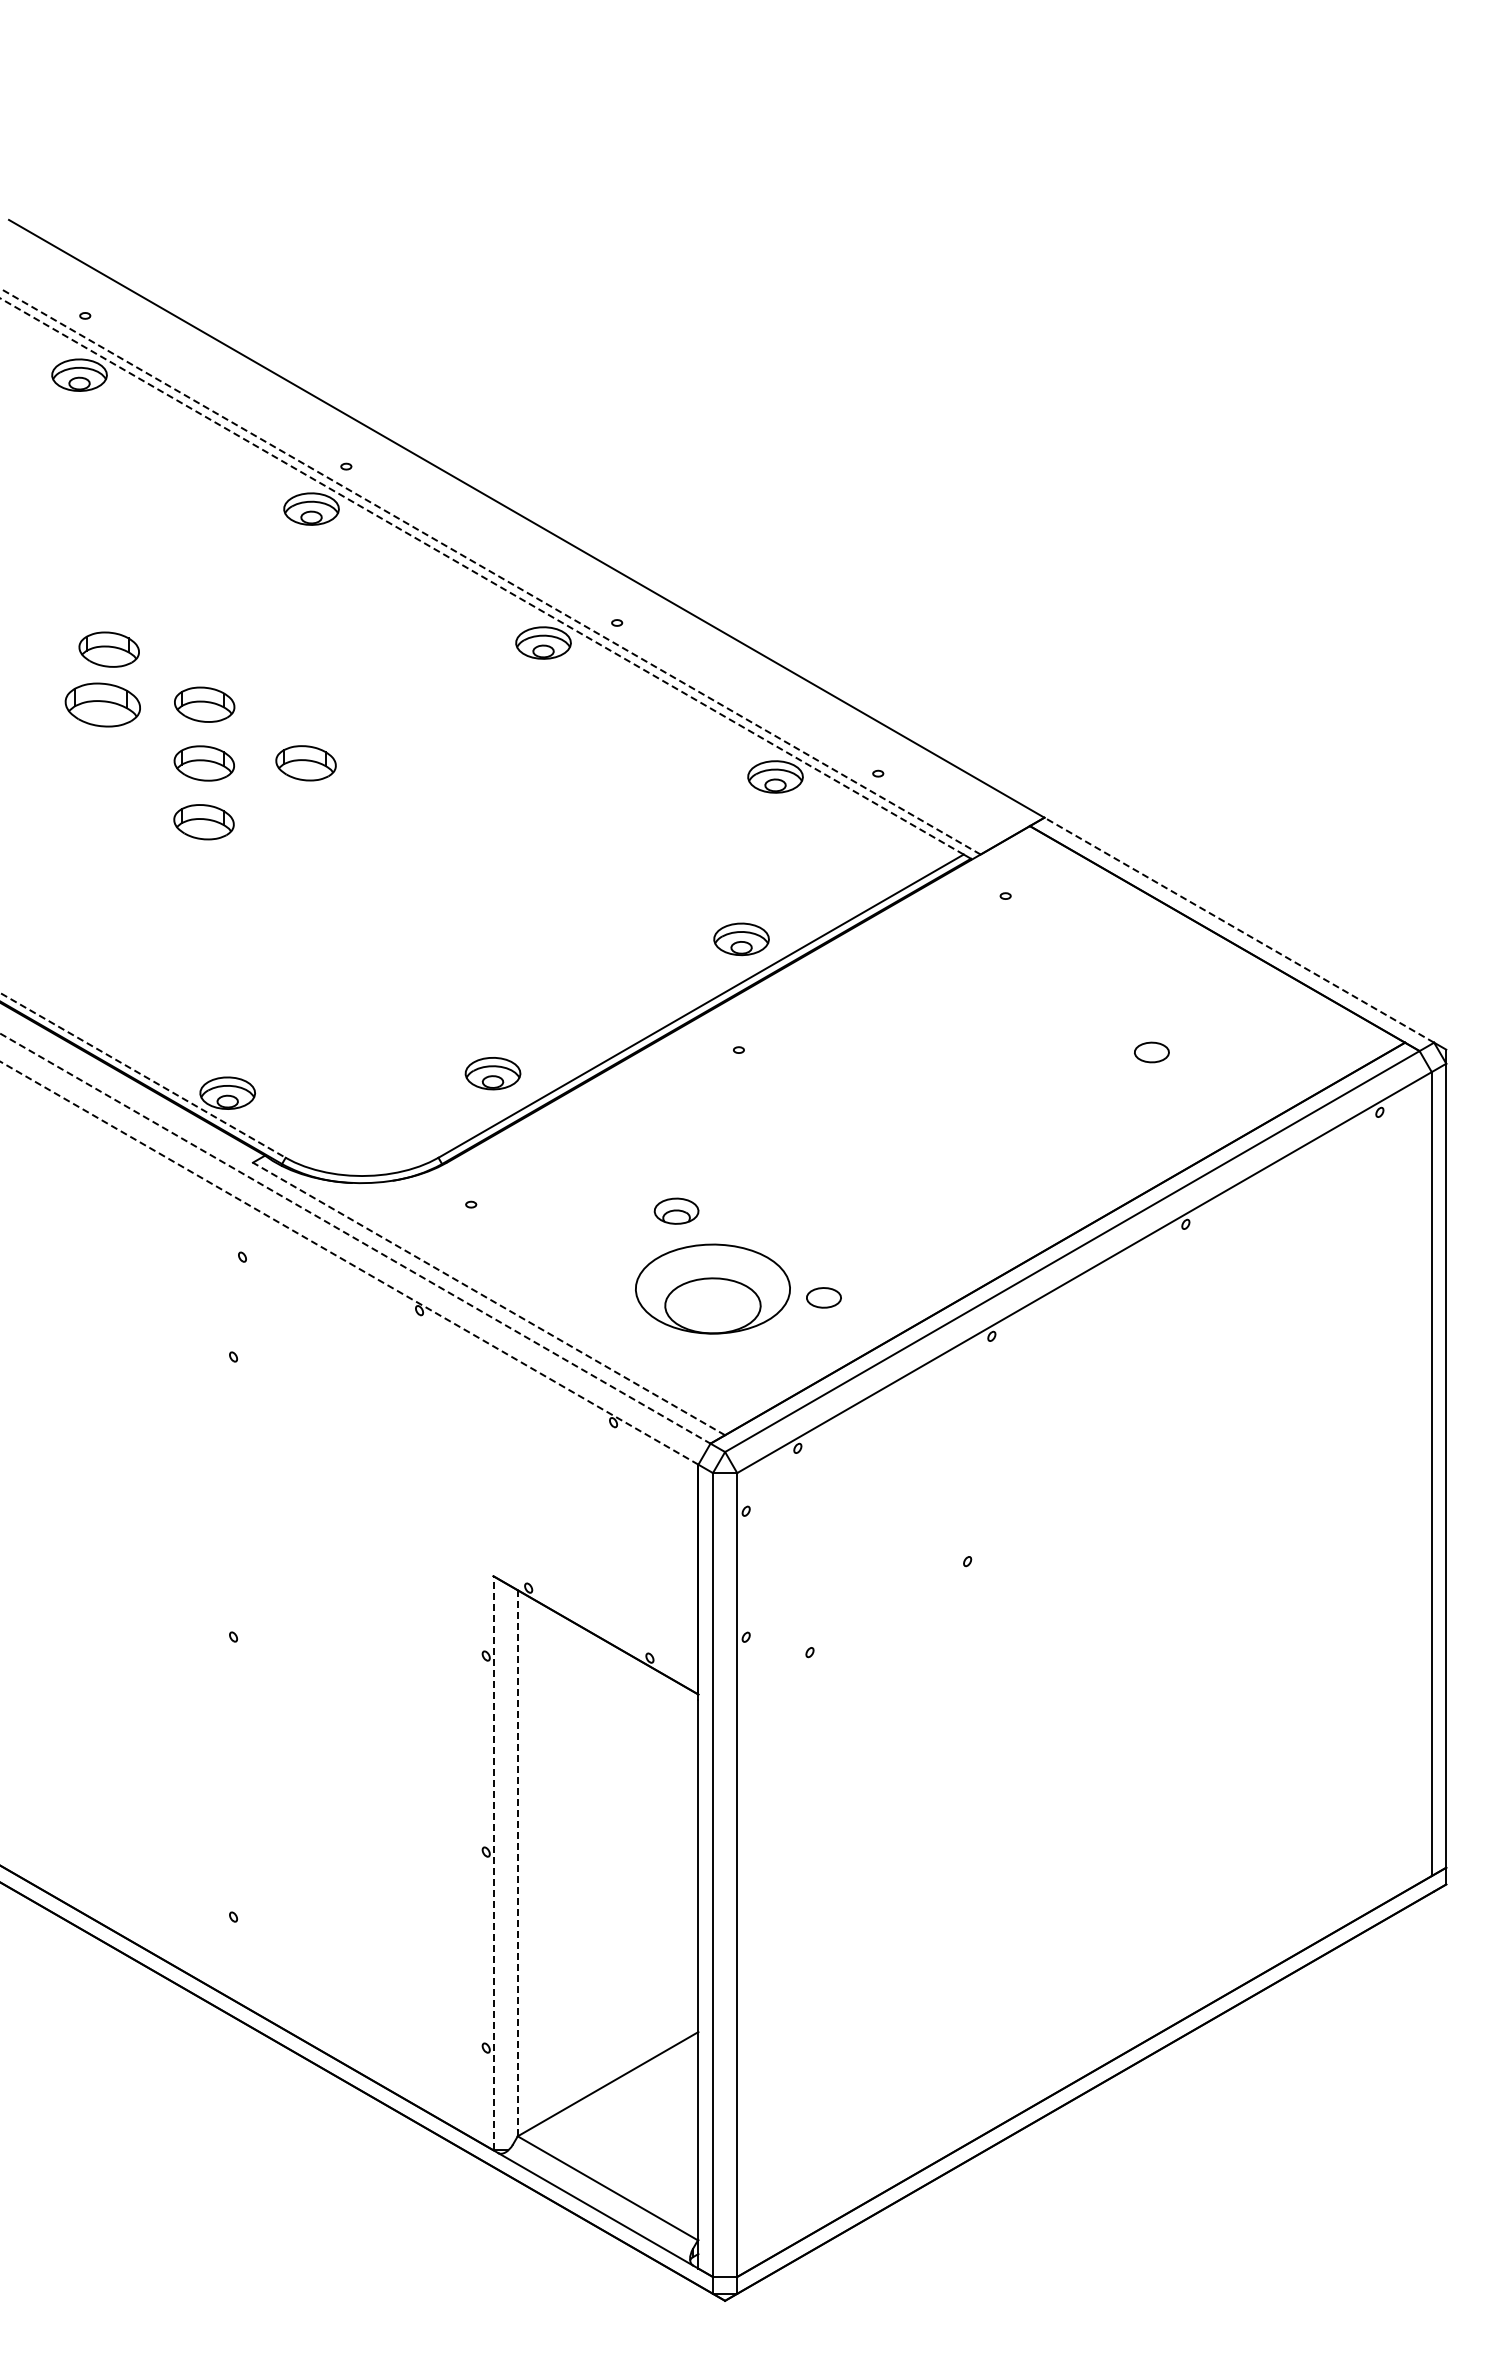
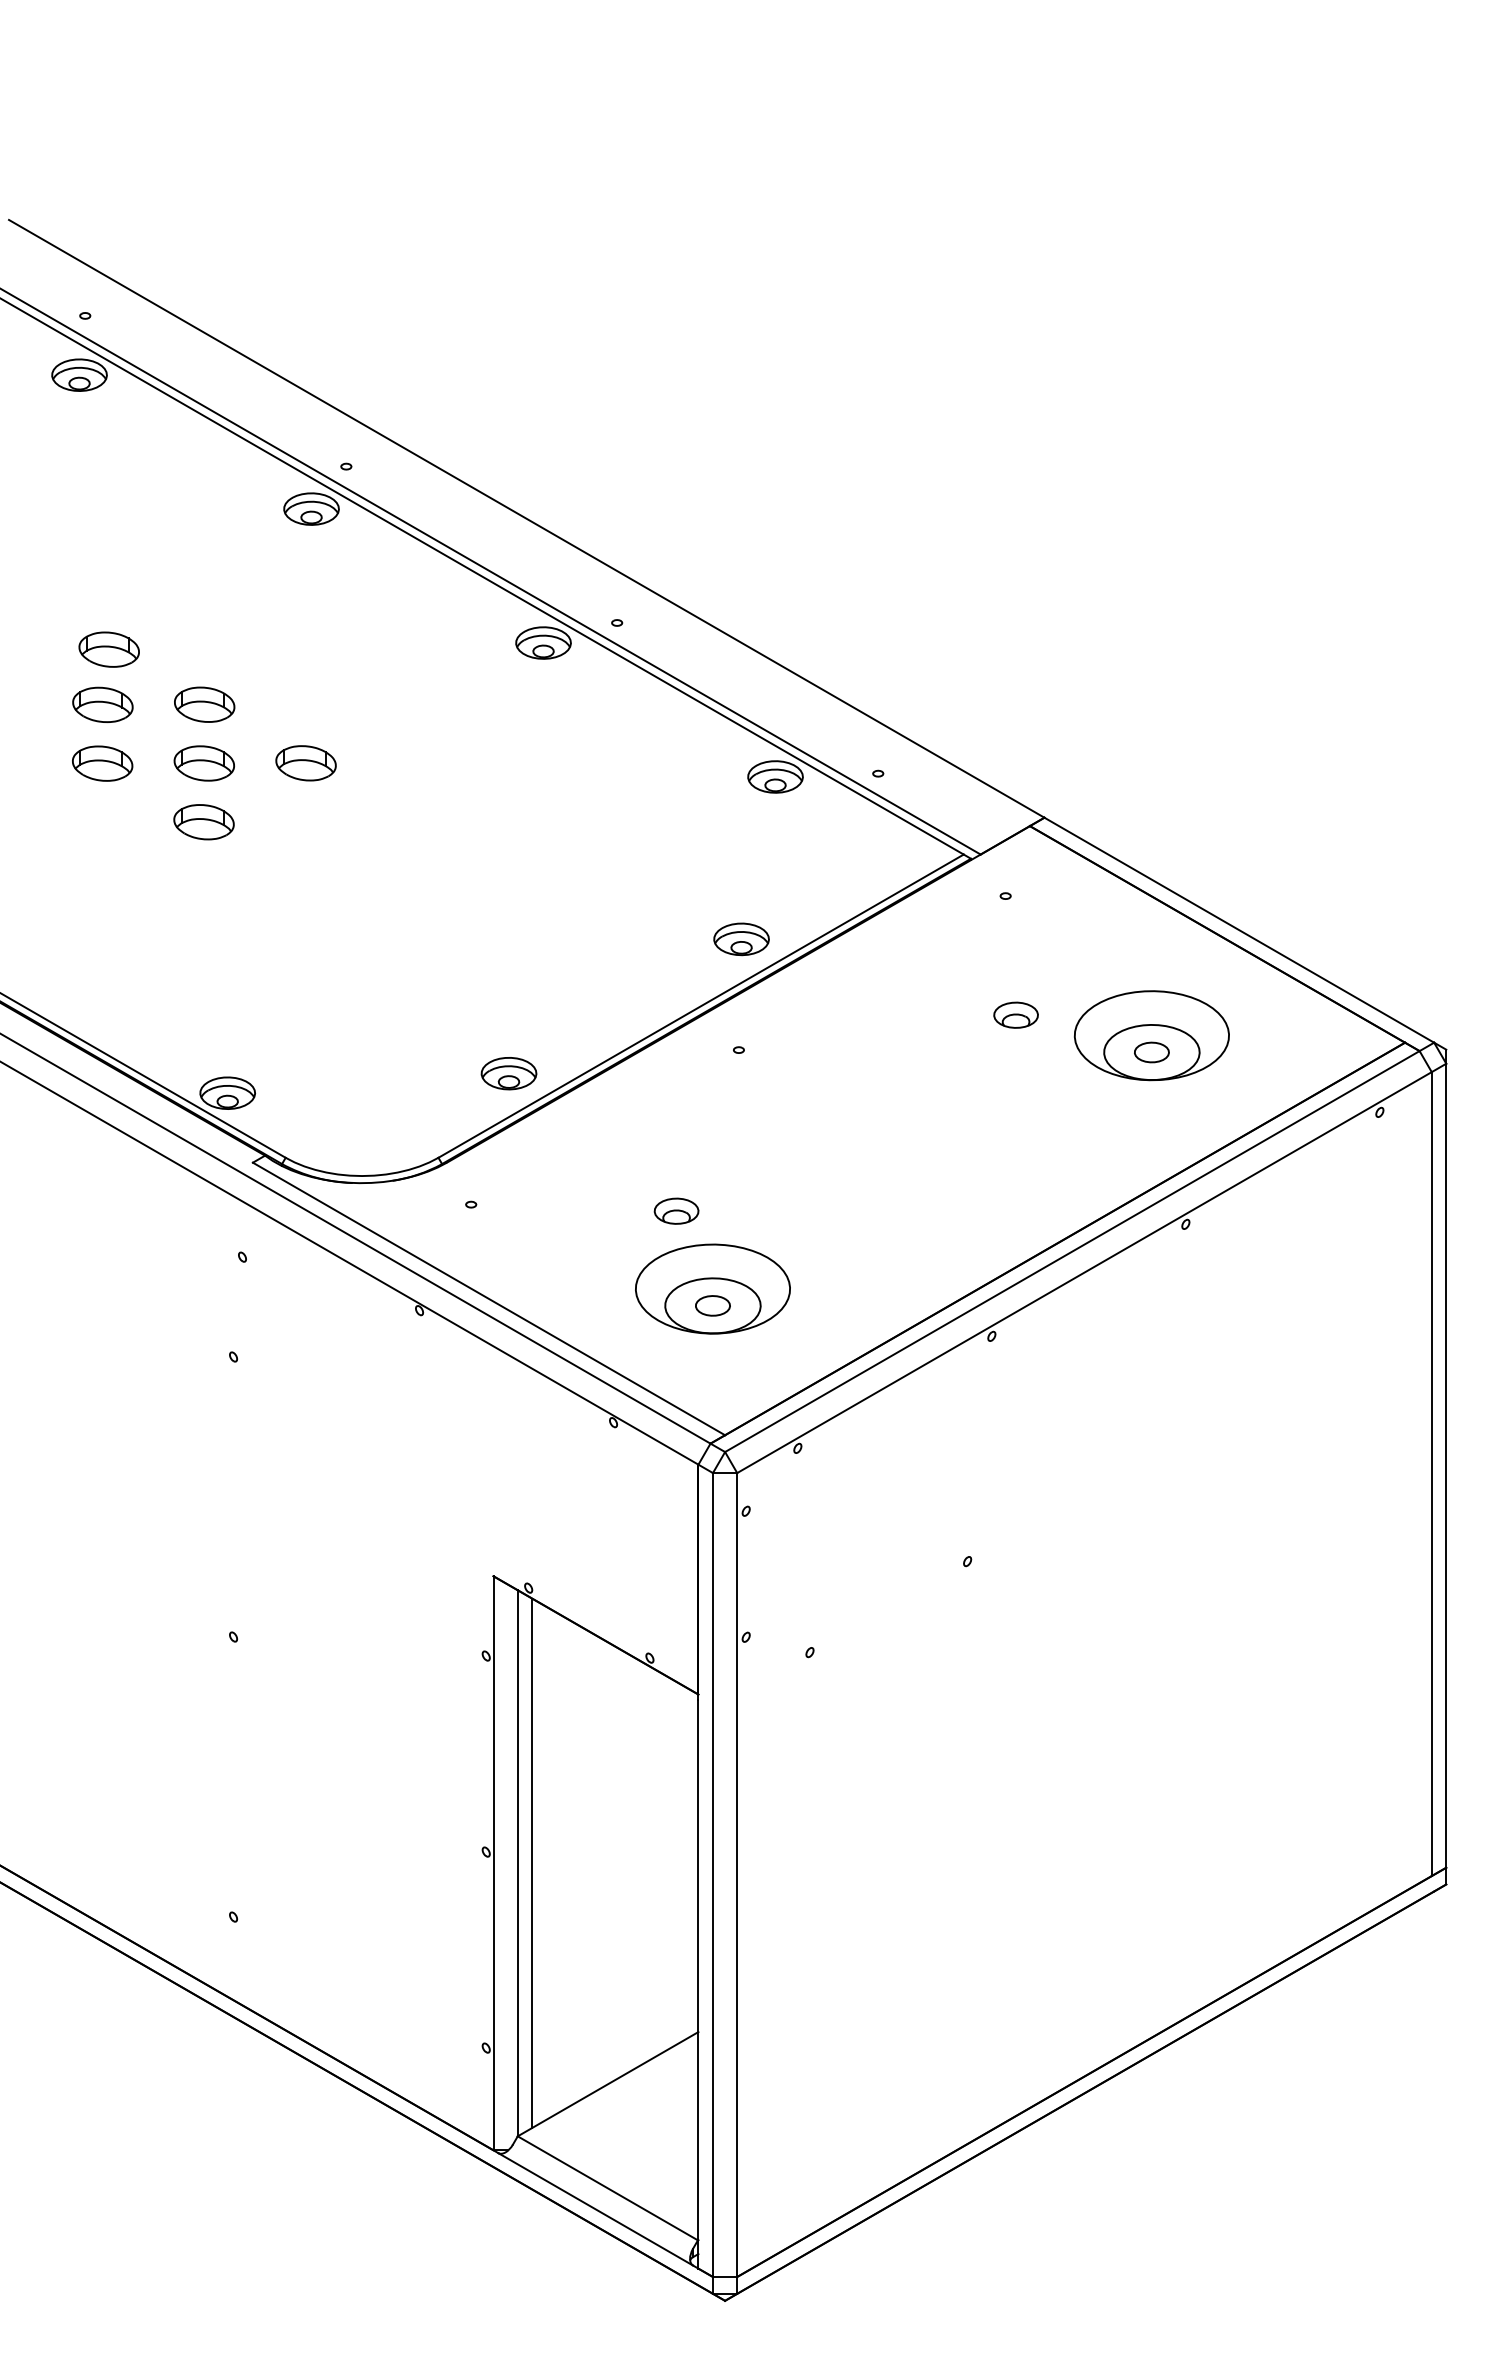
line: dashed -> solid (490, 571)
line: dashed -> solid (481, 576)
part size: 77x46 px -> 62x37 px (102, 704)
part: none -> present (102, 763)
line: dashed -> solid (1239, 930)
part: none -> present (1015, 1014)
part: none -> present (1151, 1035)
part position: (492, 1073) -> (508, 1073) (508, 1073)
line: dashed -> solid (142, 1075)
line: dashed -> solid (355, 1238)
line: dashed -> solid (349, 1263)
part position: (823, 1297) -> (712, 1305) (712, 1305)
line: dashed -> solid (489, 1298)
line: dashed -> solid (493, 1862)
line: none -> present (532, 1862)
line: dashed -> solid (517, 1863)
